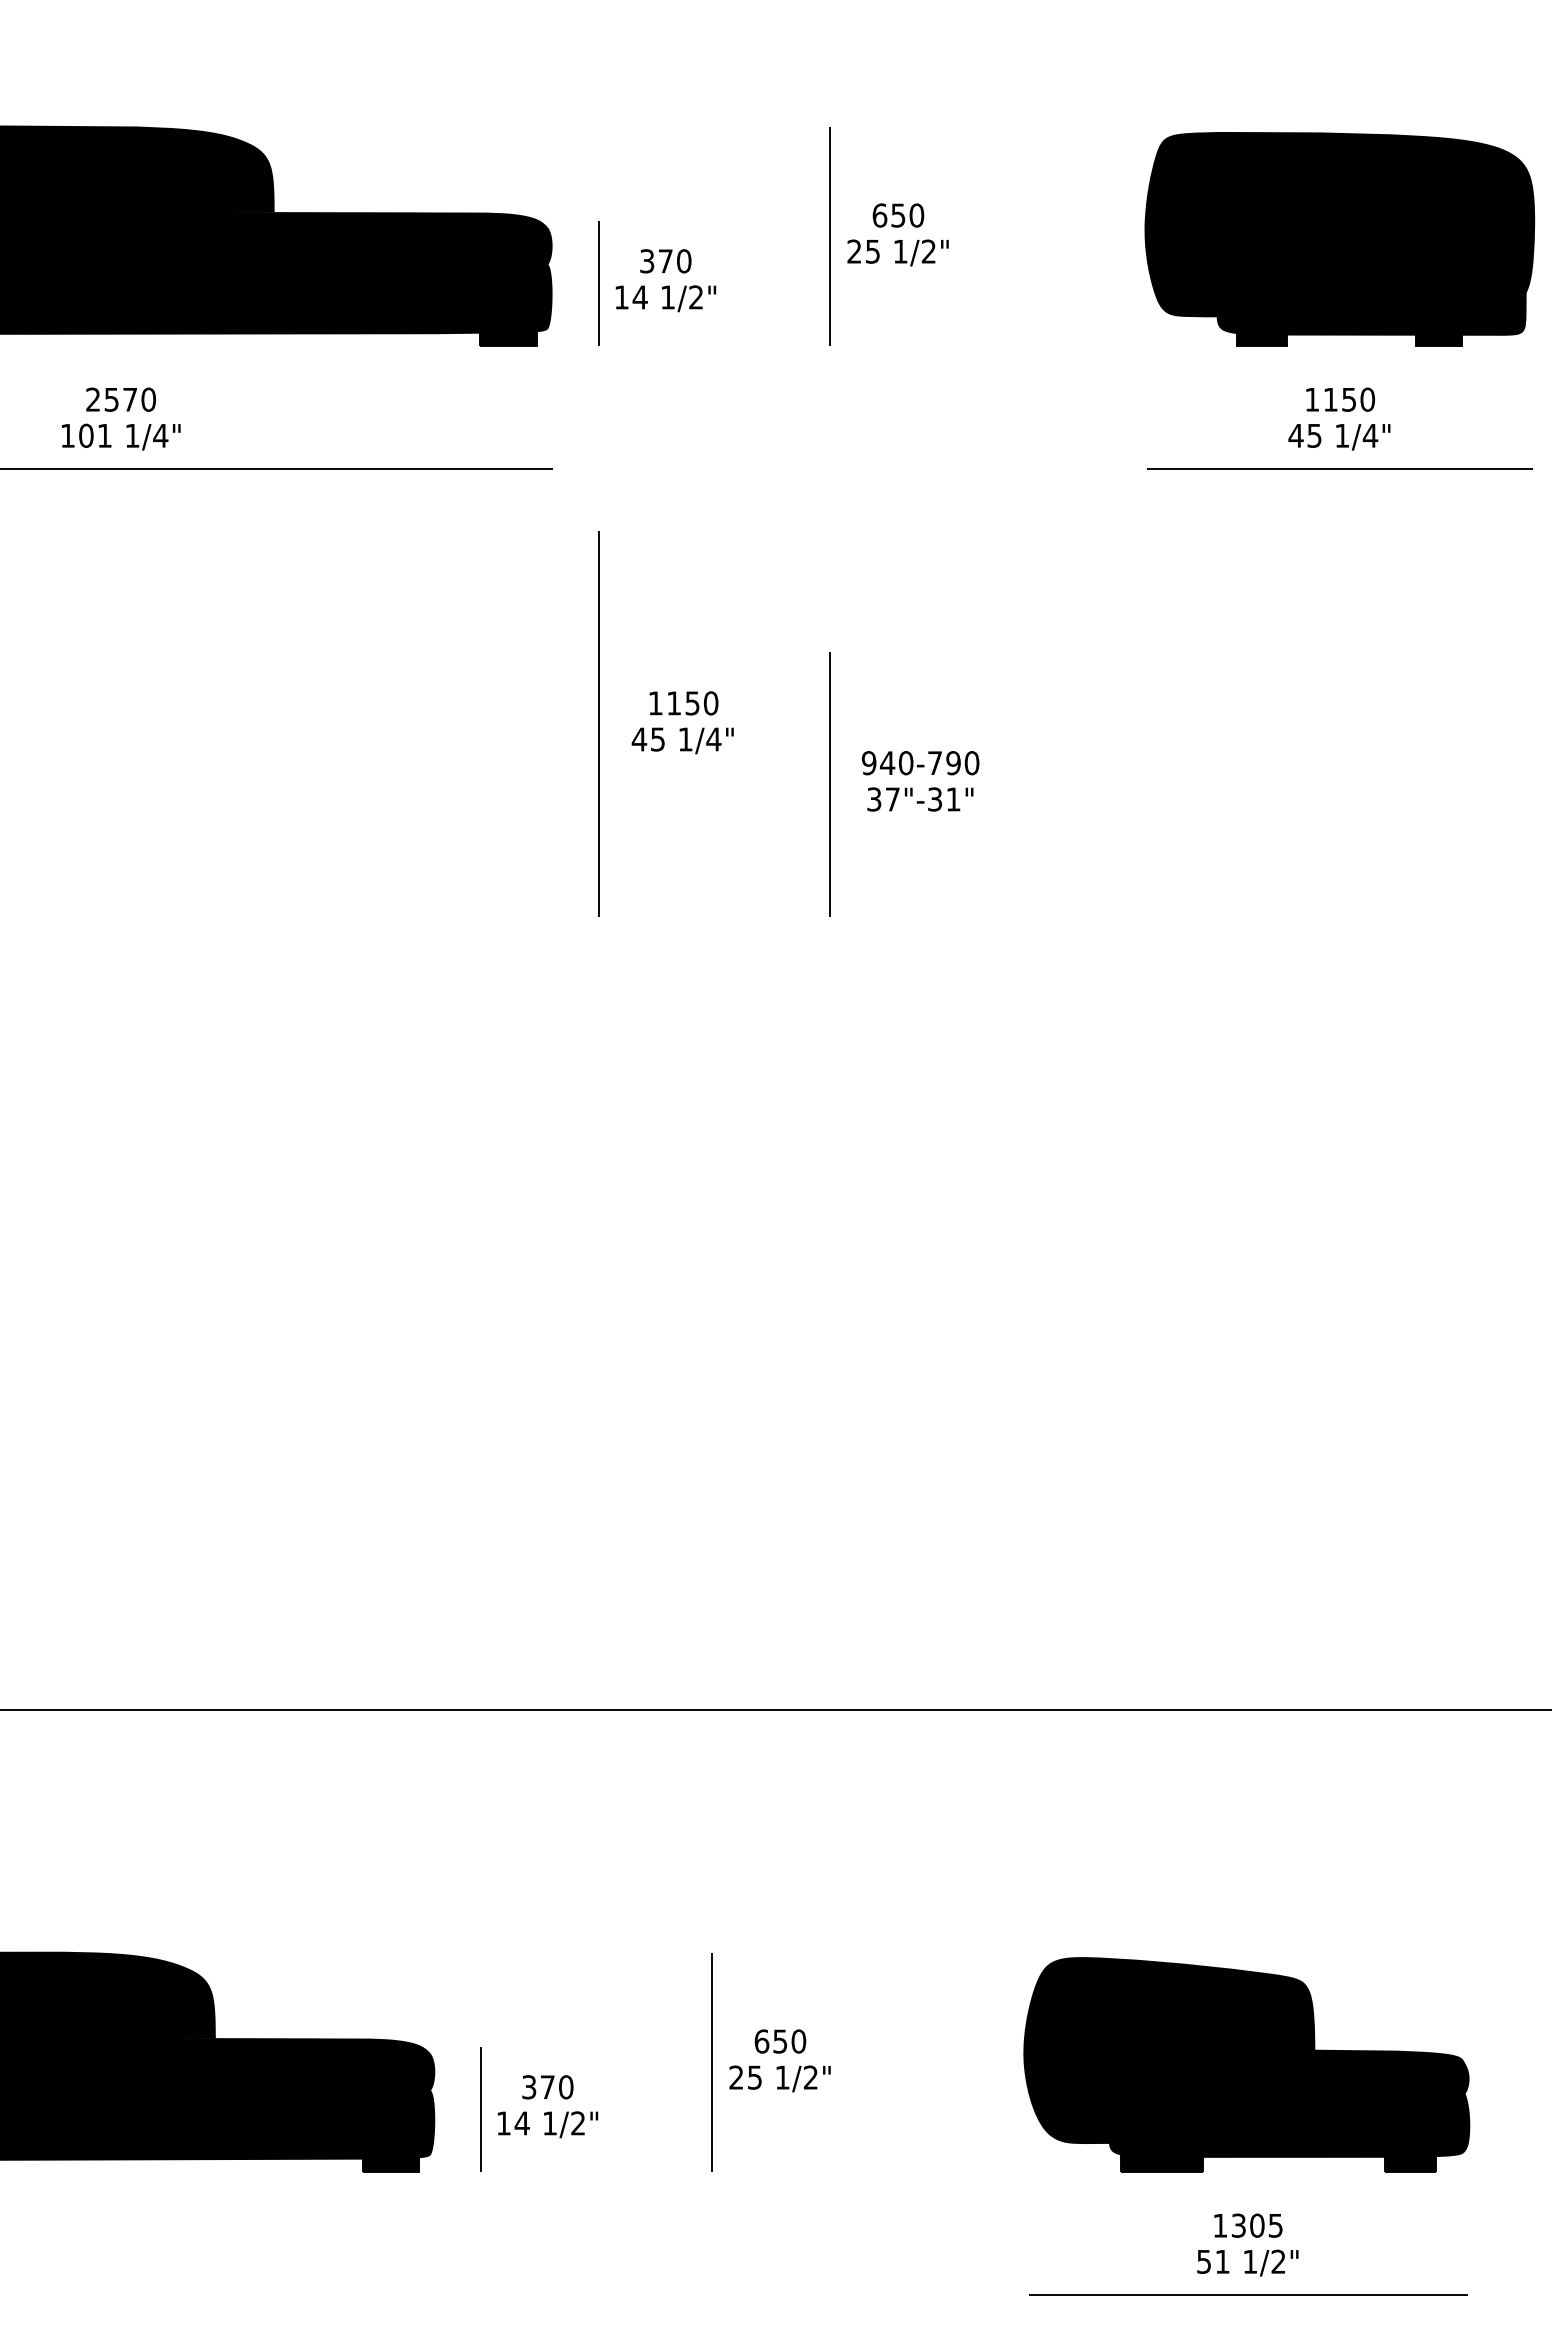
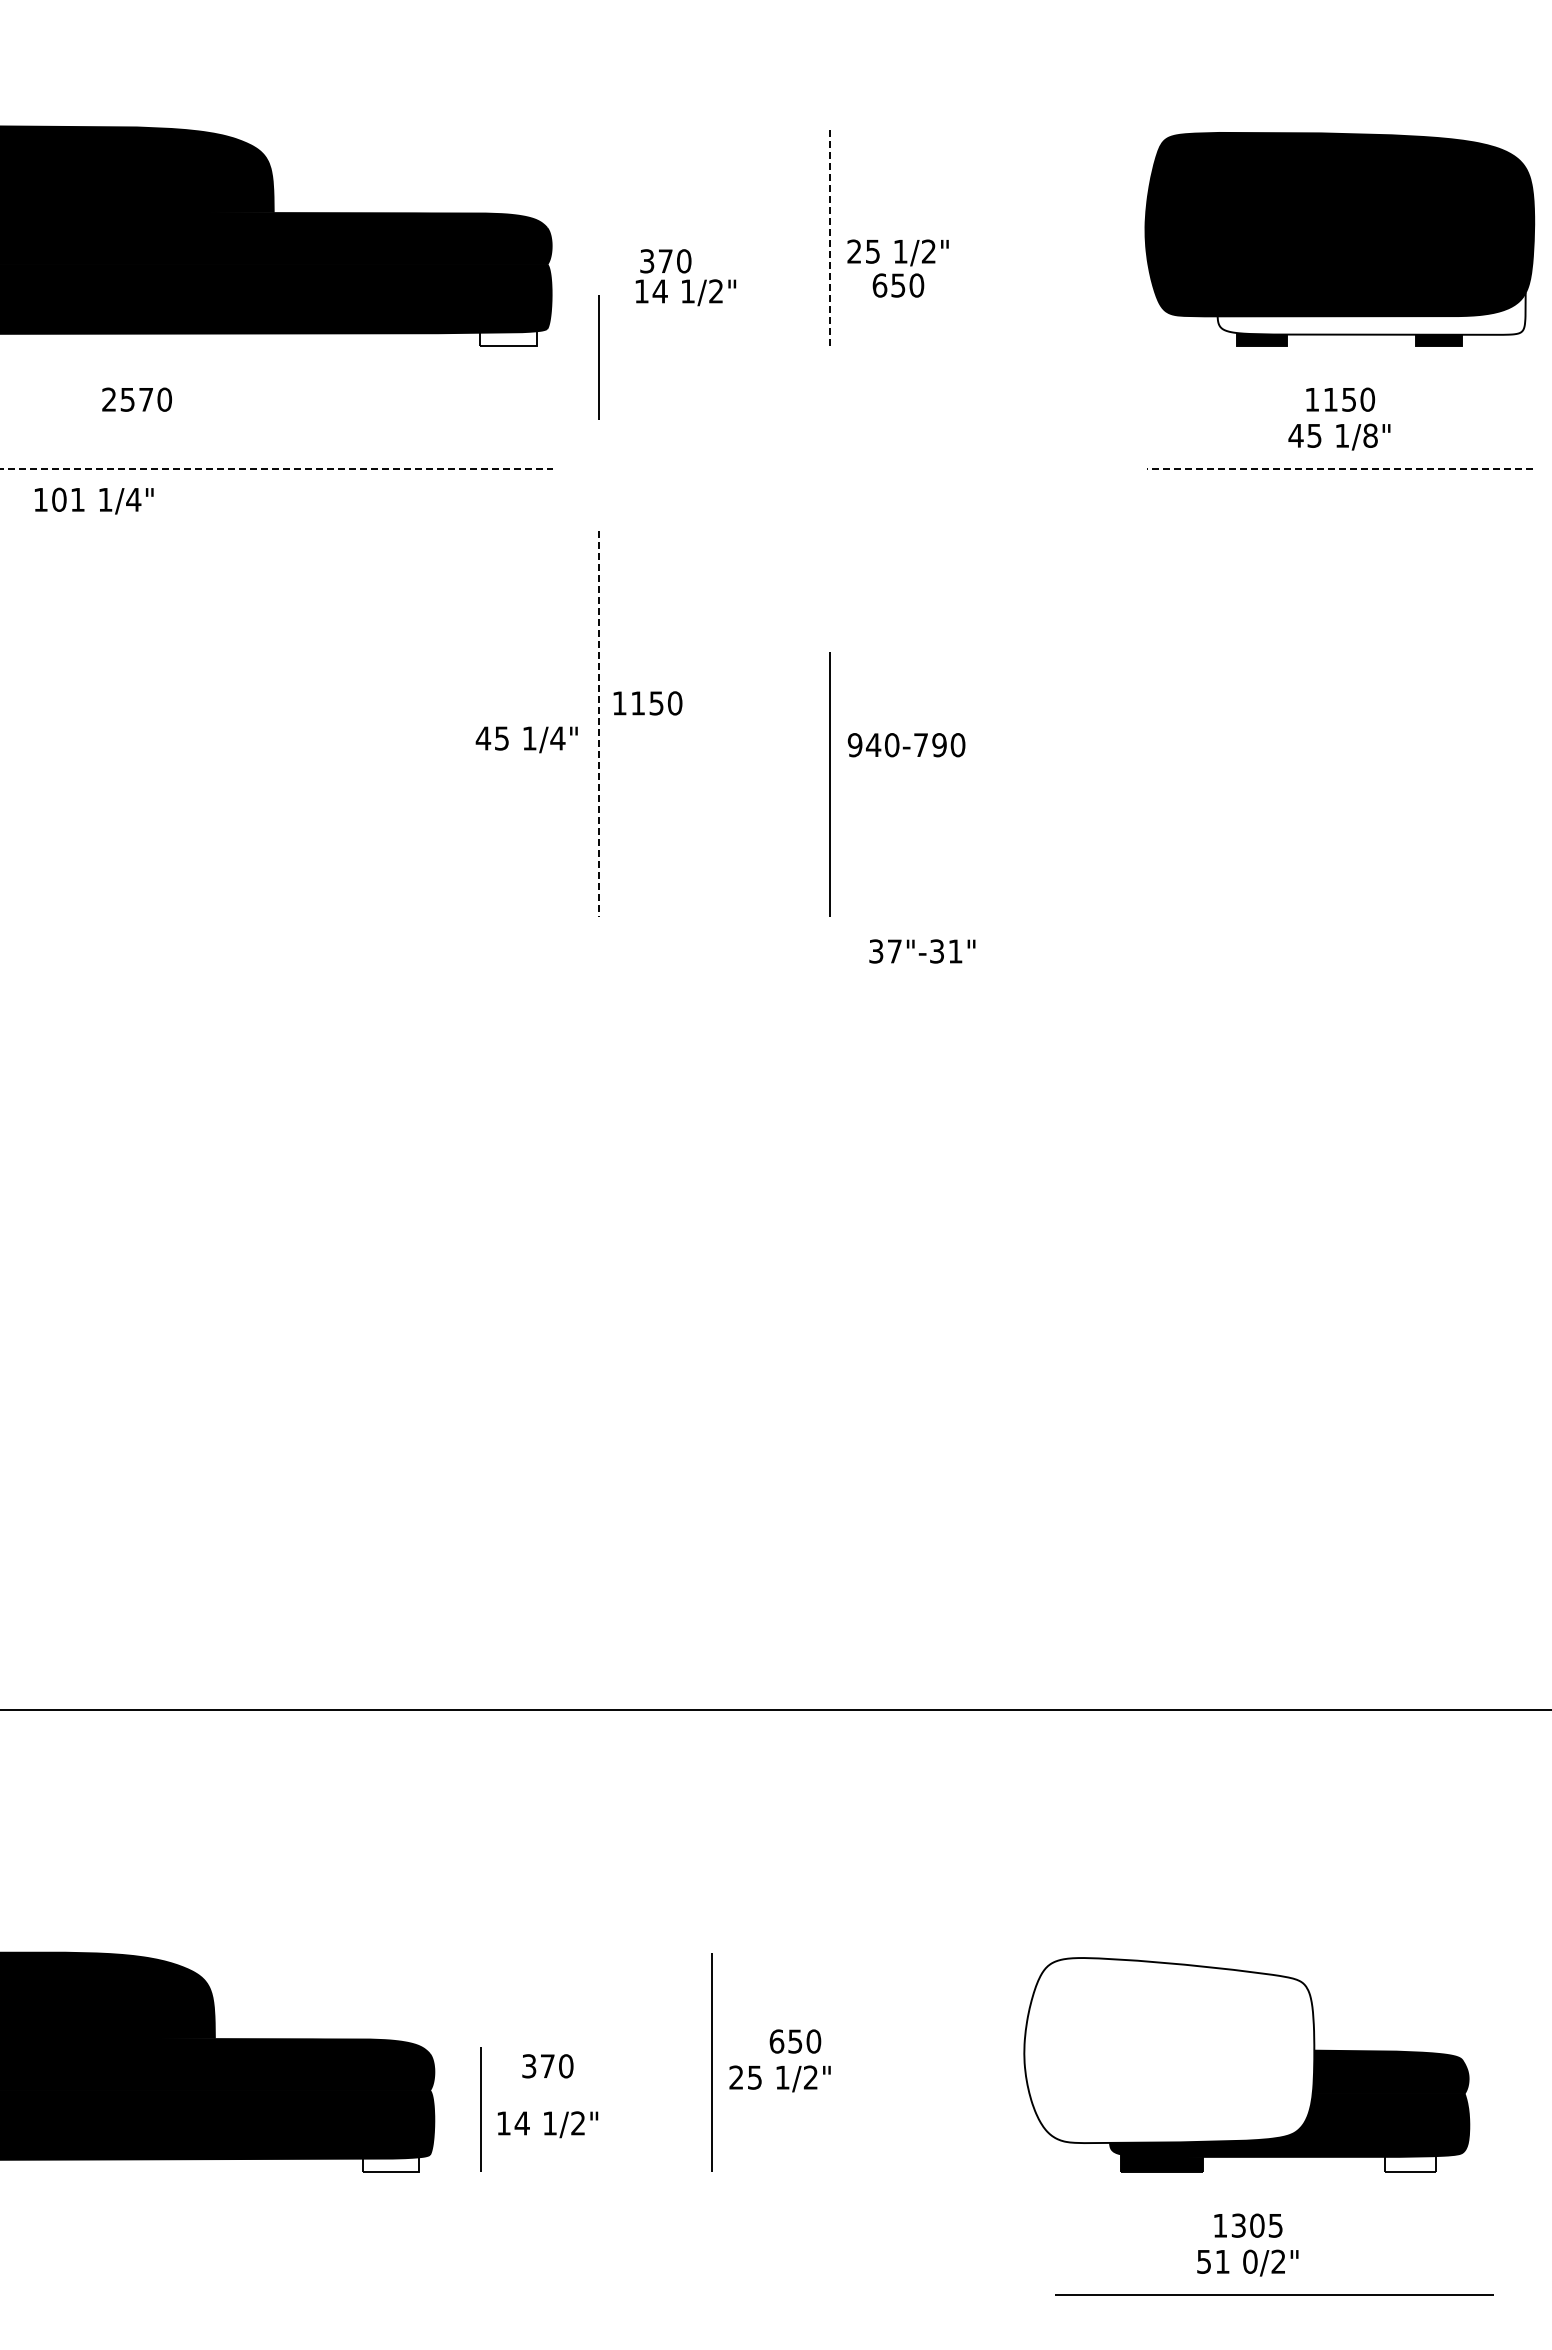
text position: (898, 215) -> (898, 285) (898, 285)
line: solid -> dashed (829, 235)
line position: (598, 283) -> (598, 357) (598, 357)
text position: (665, 298) -> (685, 292) (685, 292)
fill: present -> none (1371, 313)
fill: present -> none (508, 338)
text position: (120, 399) -> (136, 399) (136, 399)
text: 1/4" -> 1/8" (1370, 435)
text position: (121, 436) -> (94, 500) (94, 500)
line: solid -> dashed (277, 468)
line: solid -> dashed (1339, 468)
text position: (683, 703) -> (647, 703) (647, 703)
line: solid -> dashed (598, 724)
text position: (682, 740) -> (526, 739) (526, 739)
text position: (920, 763) -> (906, 745) (906, 745)
text position: (920, 799) -> (922, 951) (922, 951)
text position: (780, 2041) -> (795, 2041) (795, 2041)
fill: present -> none (1169, 2050)
text position: (547, 2087) -> (547, 2066) (547, 2066)
fill: present -> none (1409, 2163)
fill: present -> none (390, 2164)
text: 1/2" -> 0/2" (1250, 2261)
line position: (1248, 2294) -> (1274, 2294) (1274, 2294)
